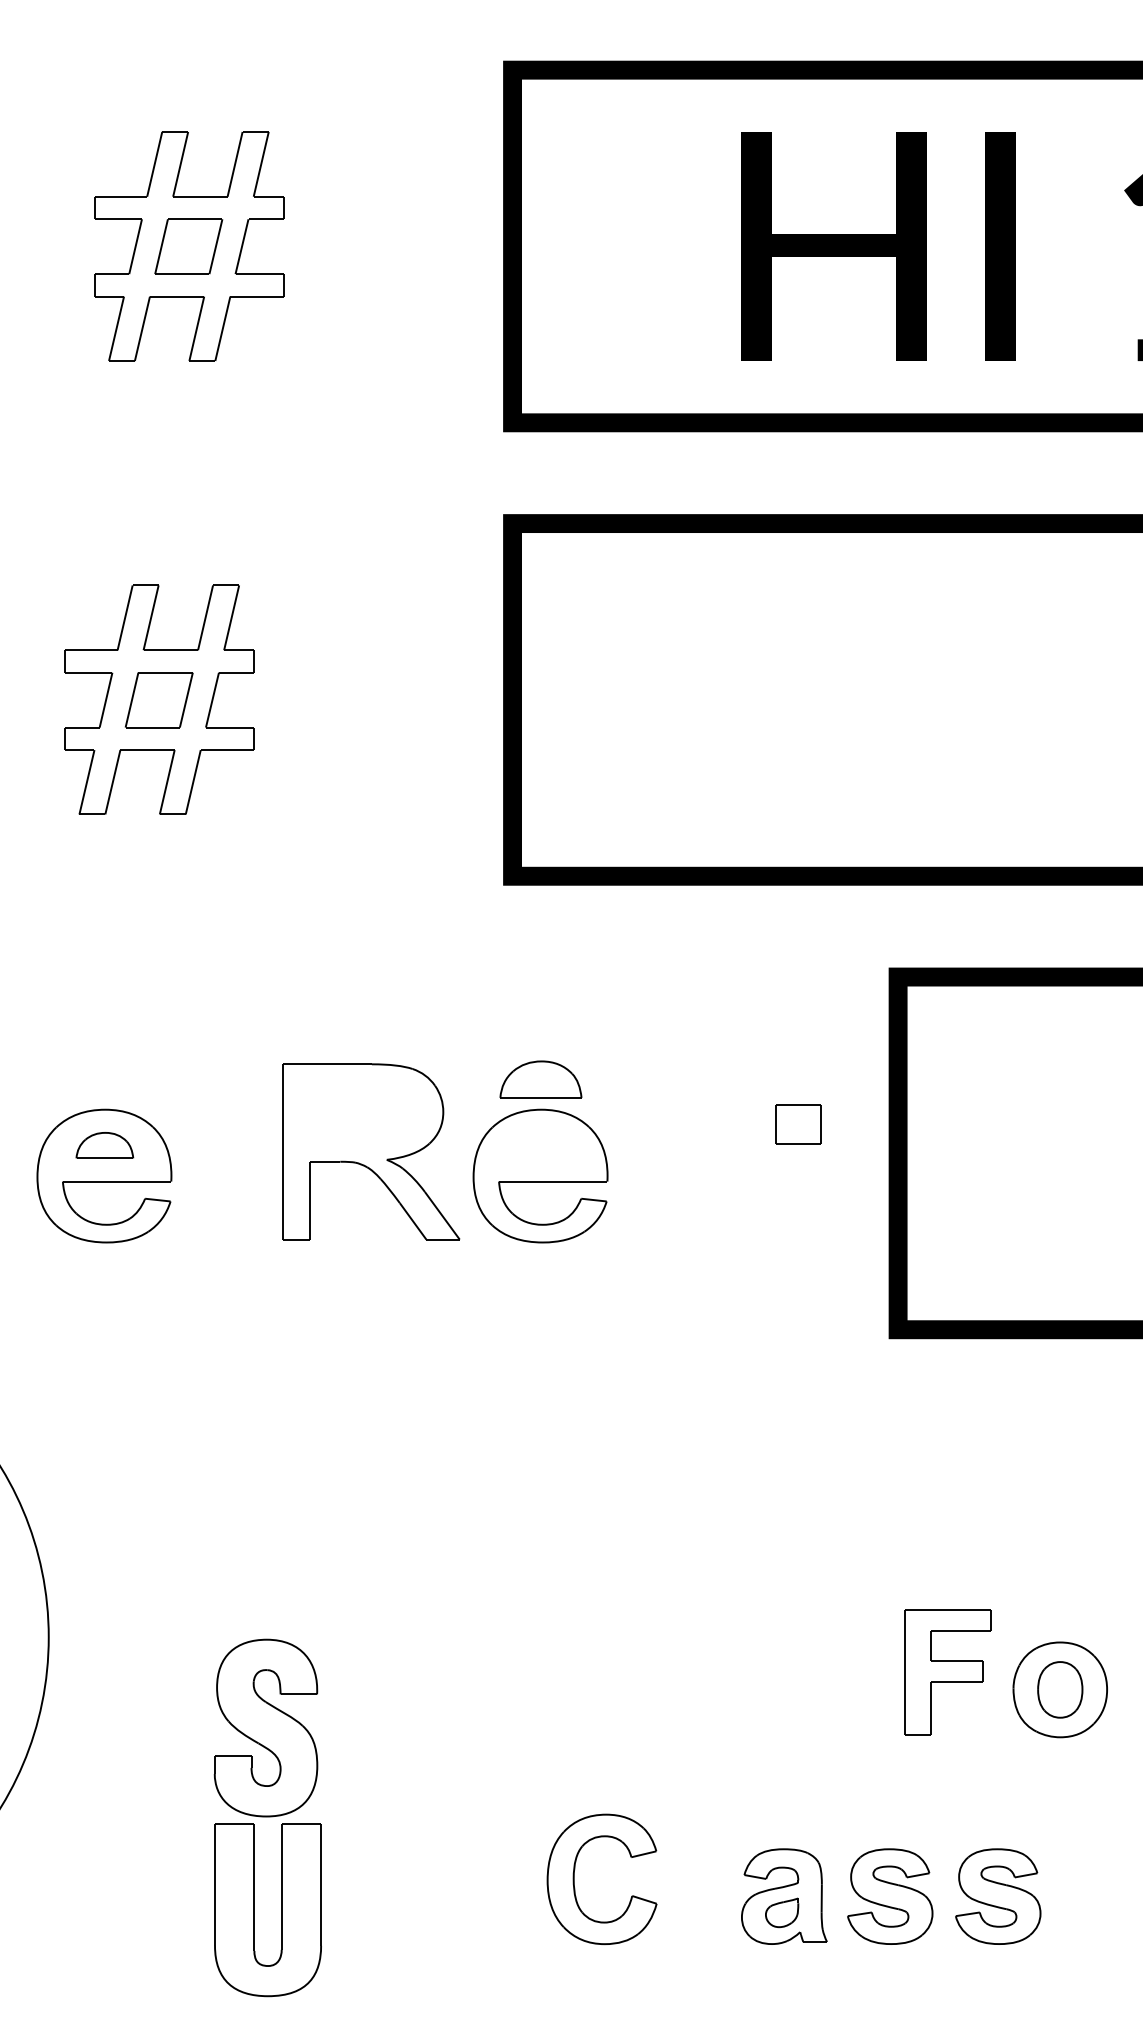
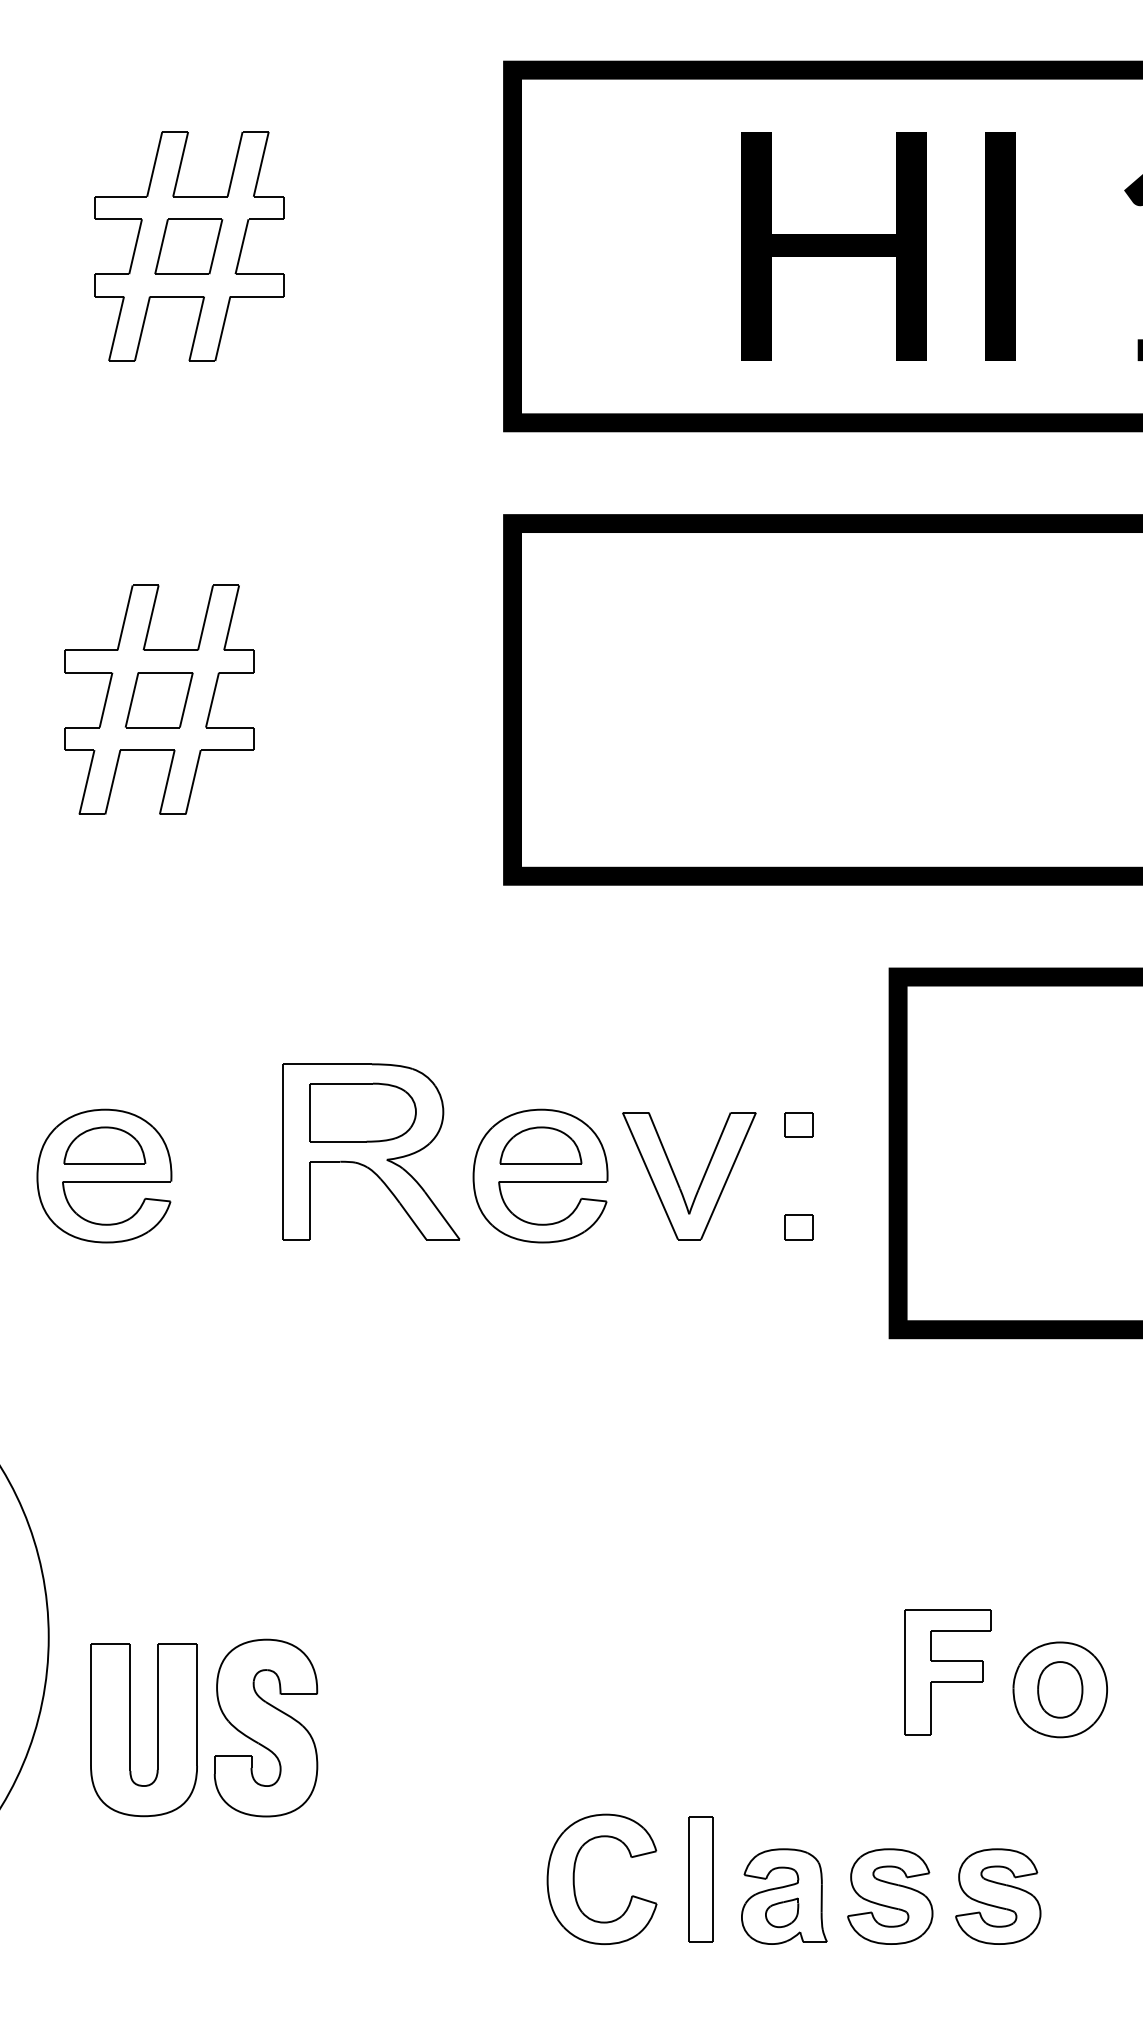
part position: (540, 1079) -> (540, 1145) (540, 1145)
part: none -> present (362, 1112)
part size: 47x41 px -> 30x26 px (798, 1124)
part size: 60x27 px -> 84x39 px (104, 1145)
part: none -> present (677, 1179)
part: none -> present (798, 1227)
part: none -> present (700, 1879)
part position: (254, 1910) -> (130, 1730) (130, 1730)
